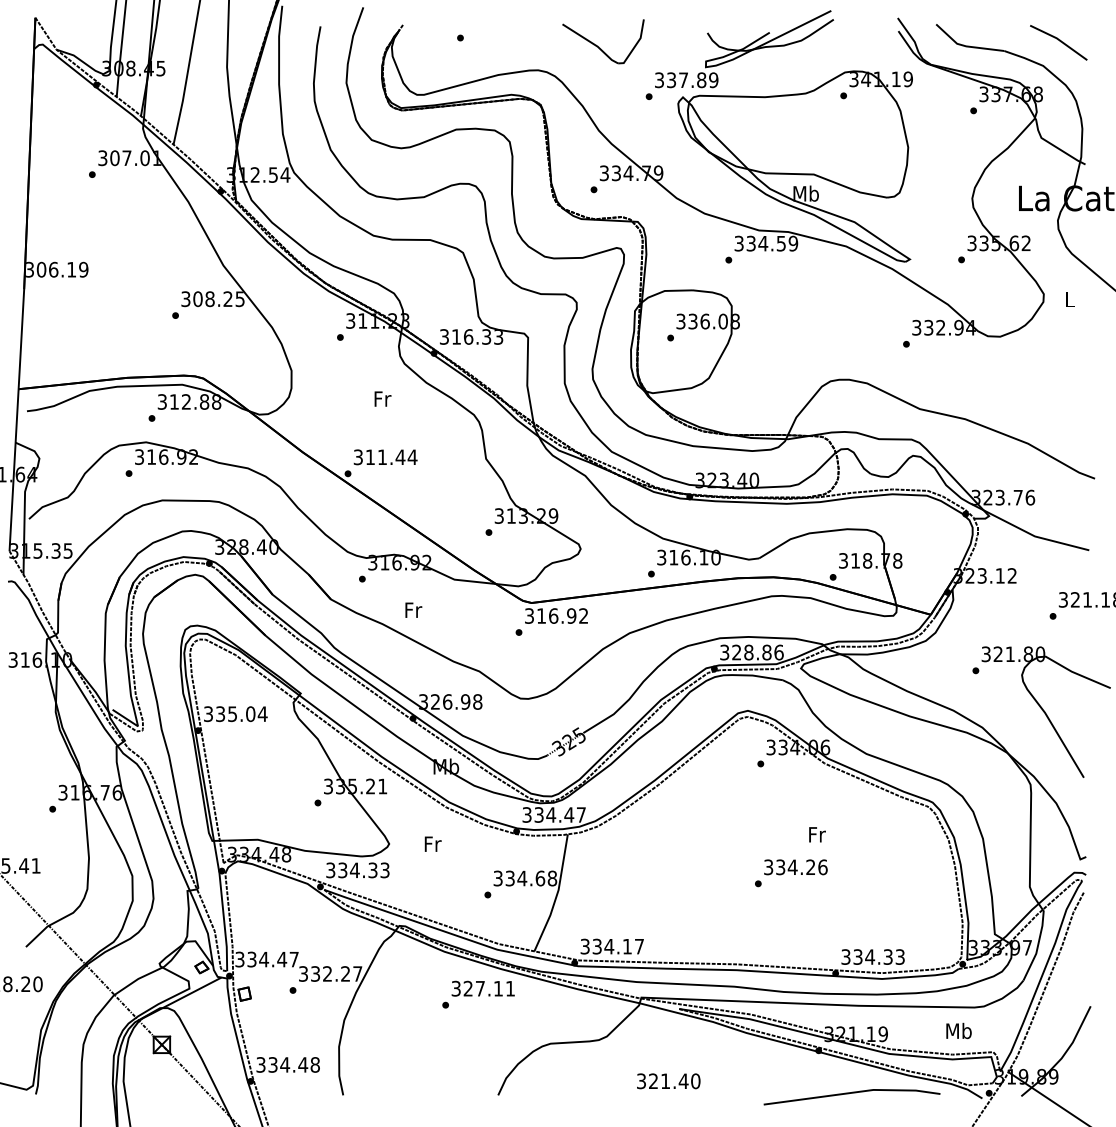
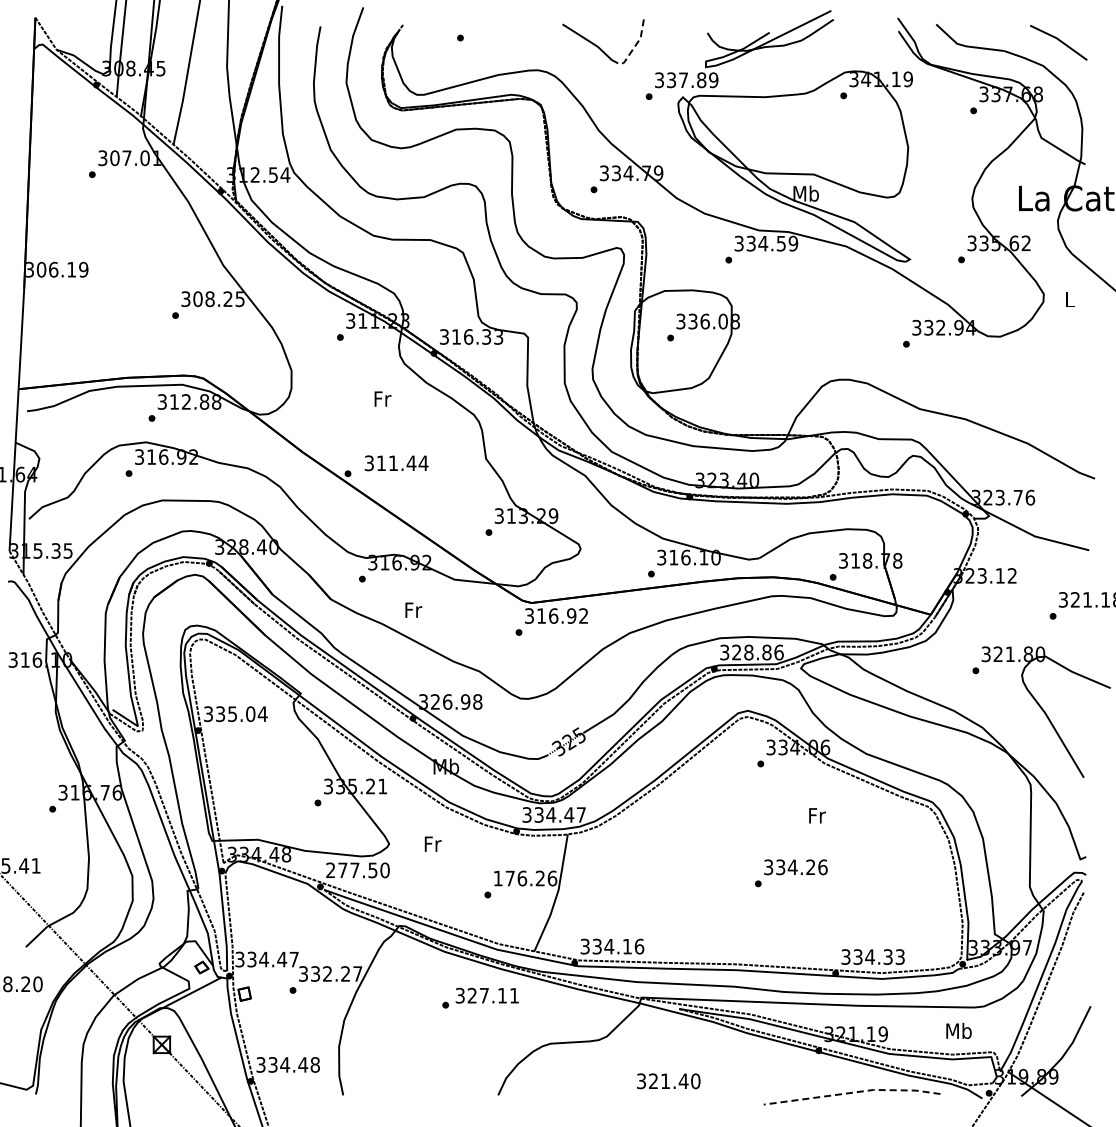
line: solid -> dashed (635, 45)
text position: (385, 457) -> (396, 463) (396, 463)
text position: (817, 834) -> (817, 815) (817, 815)
text: 334.33 -> 277.50 (357, 870)
text: 334.68 -> 176.26 (525, 878)
text: 334.17 -> 334.16 (639, 946)
text position: (482, 988) -> (486, 995) (486, 995)
line: solid -> dashed (852, 1092)
